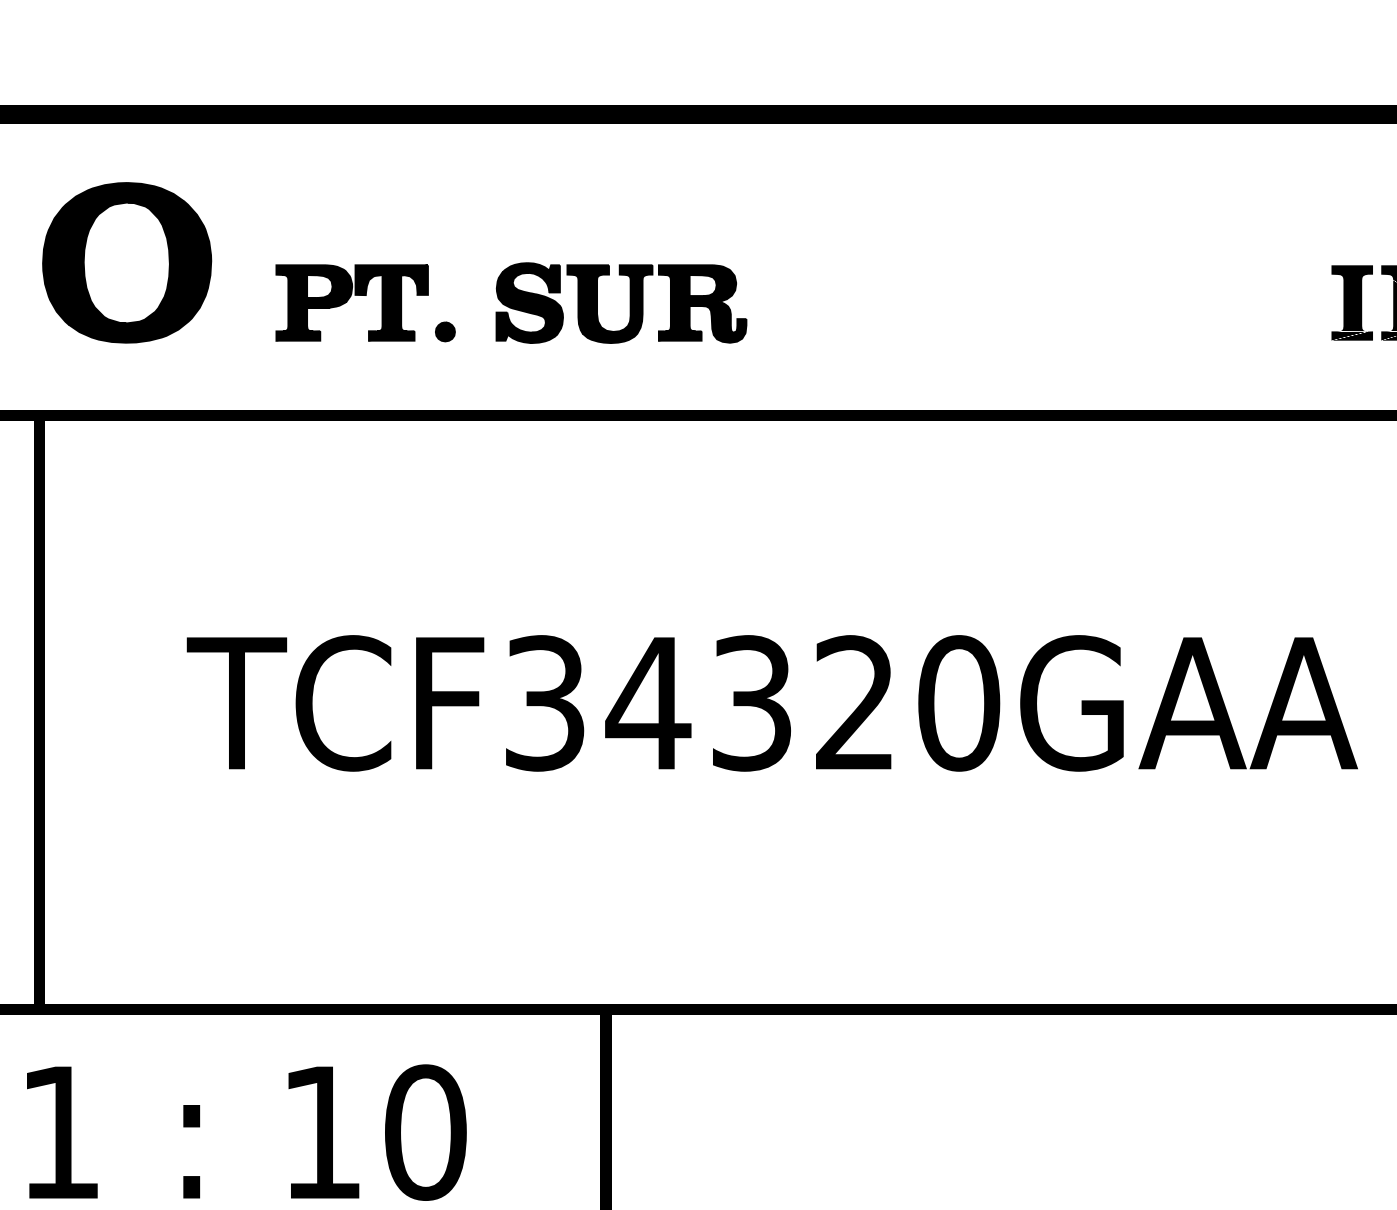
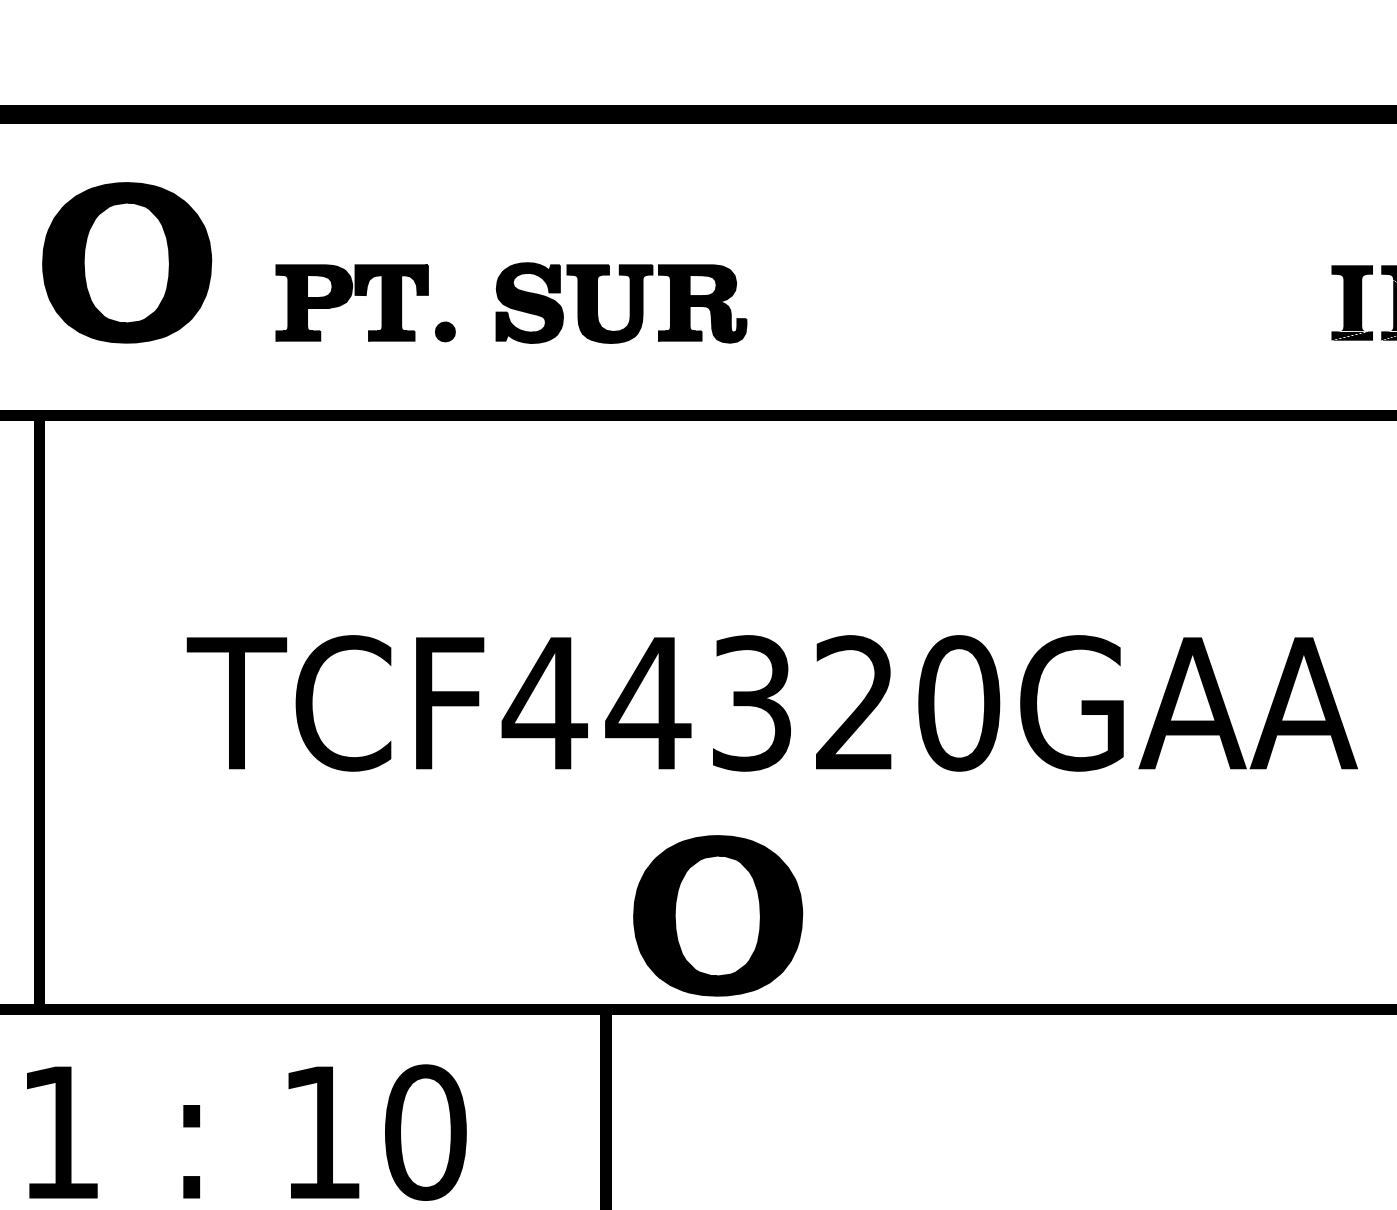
text: TCF34320GAA -> TCF44320GAA (544, 703)
part: none -> present (718, 915)
